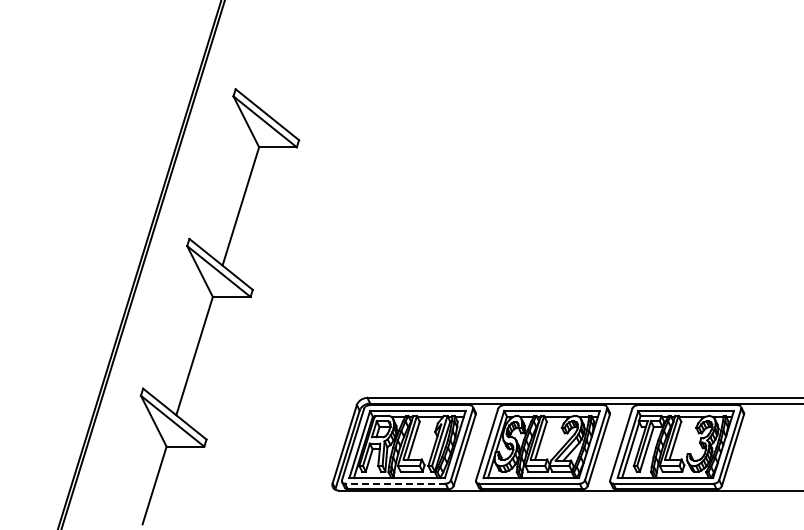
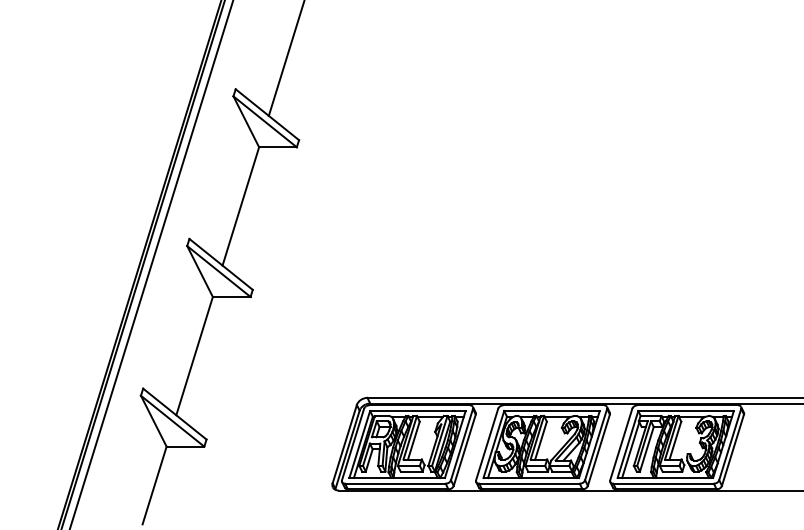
line: none -> present (285, 58)
line: none -> present (151, 264)
line: dashed -> solid (394, 483)
